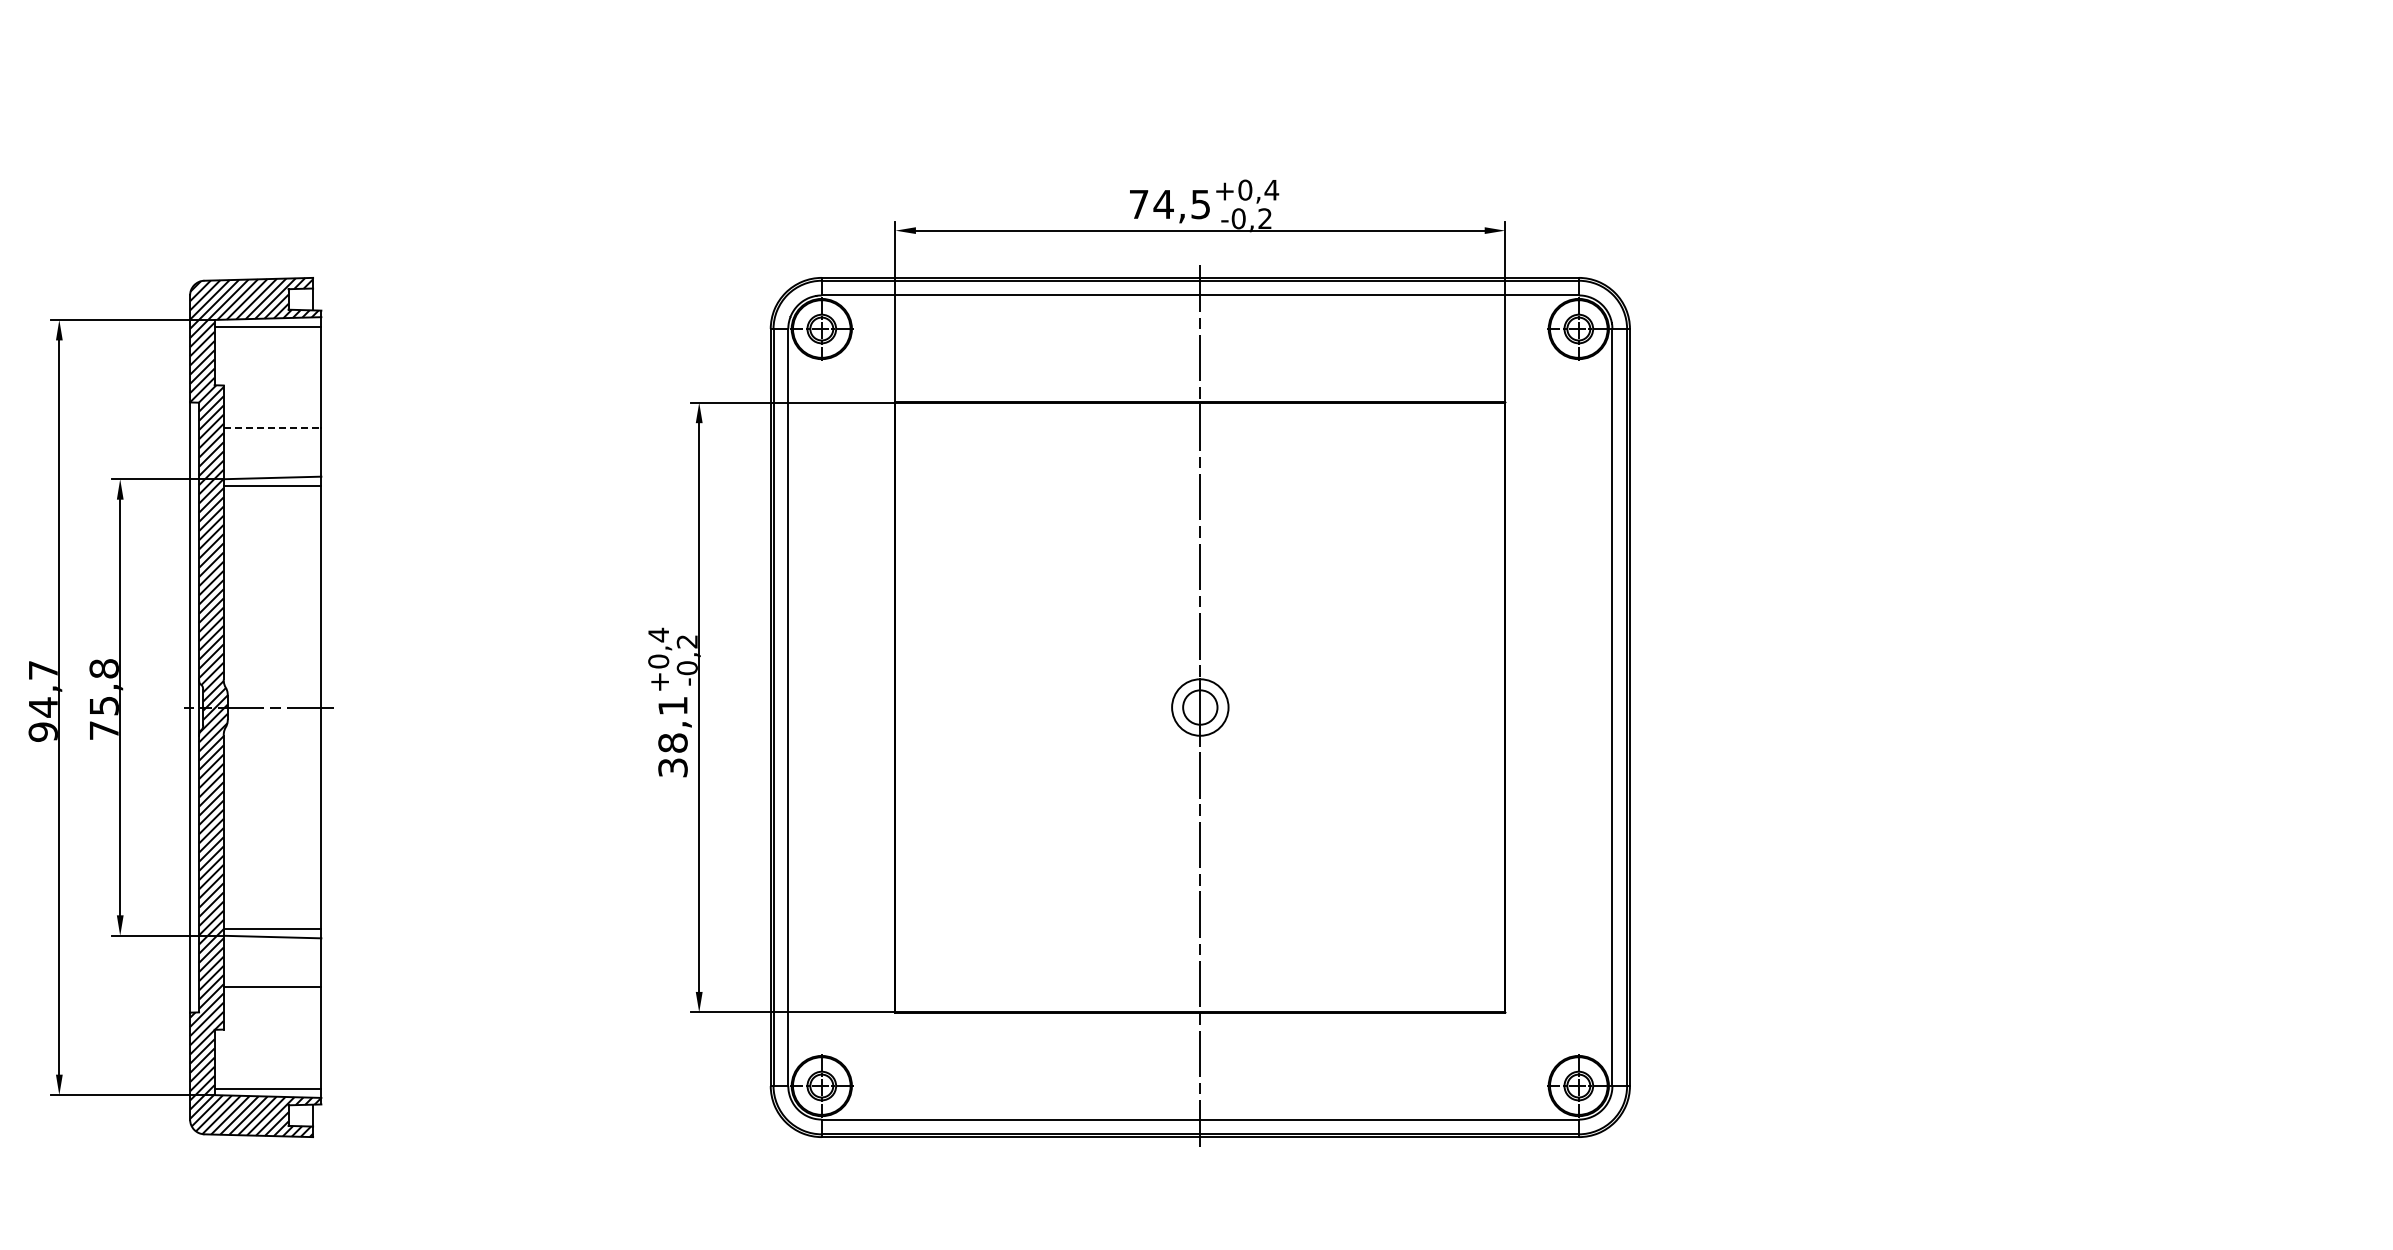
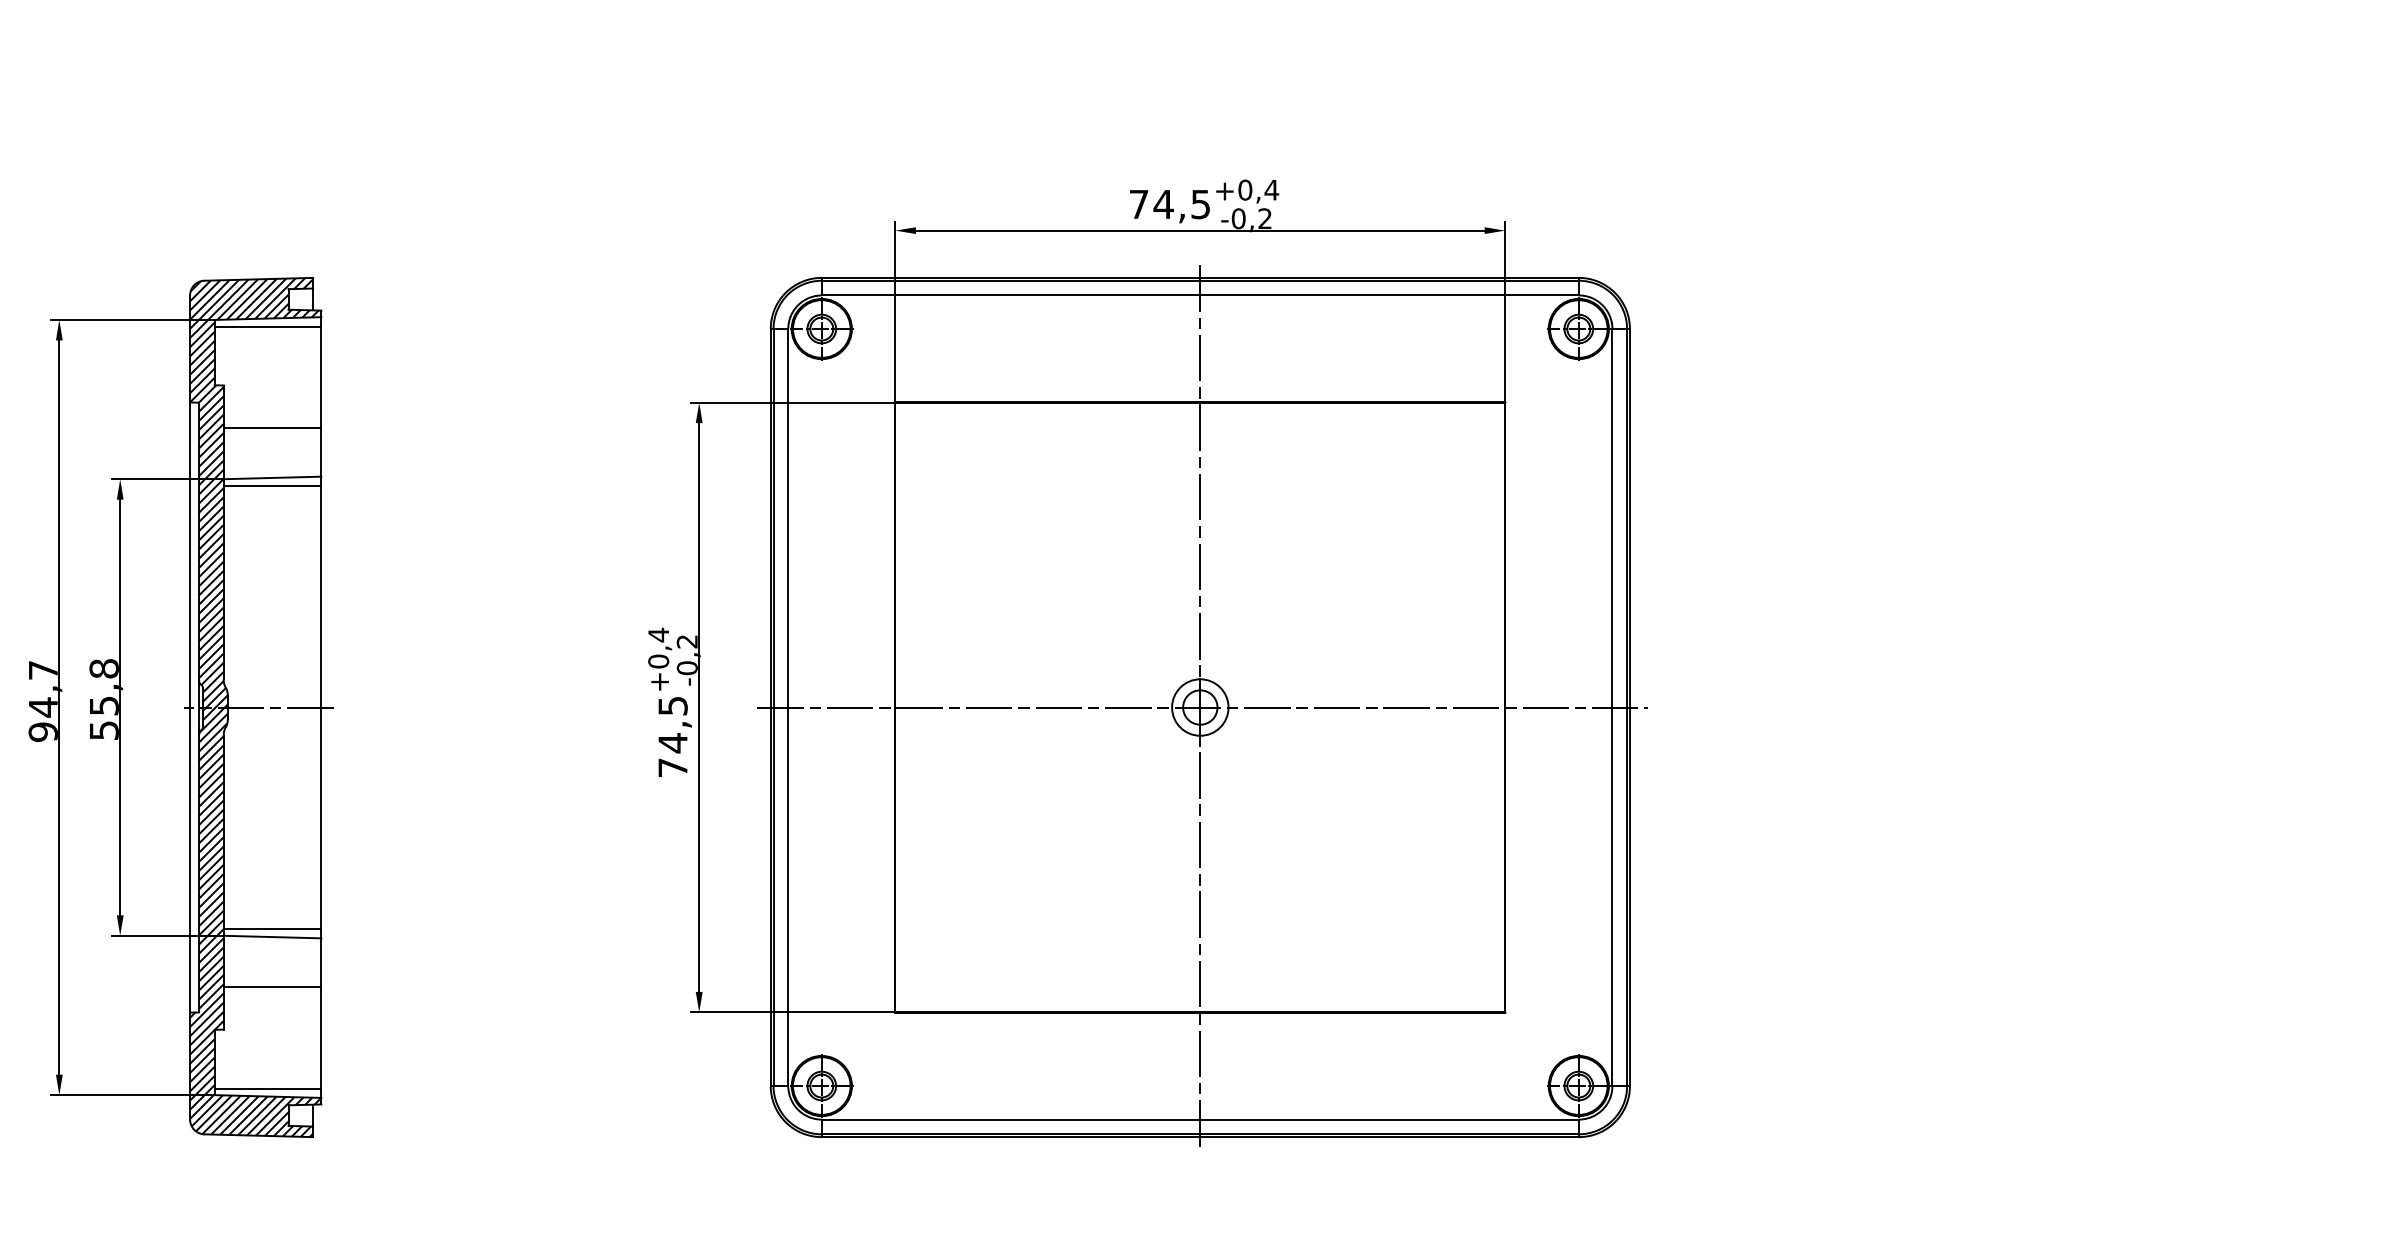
line: dashed -> solid (272, 427)
line: none -> present (1202, 707)
text: 75,8 -> 55,8 (104, 730)
text: 38,1 -> 74,5 (672, 737)
